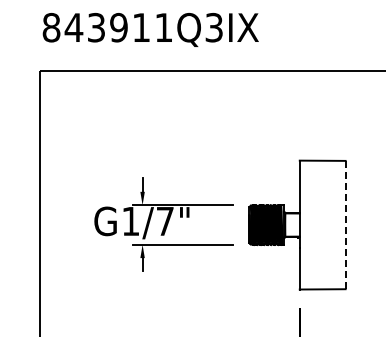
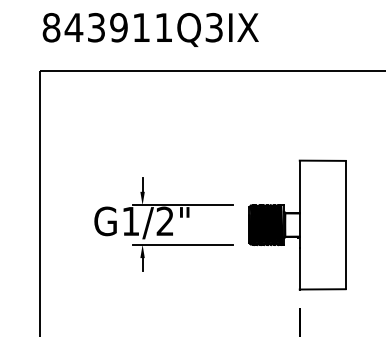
text: G1/7" -> G1/2" (164, 220)
line: dashed -> solid (345, 224)
